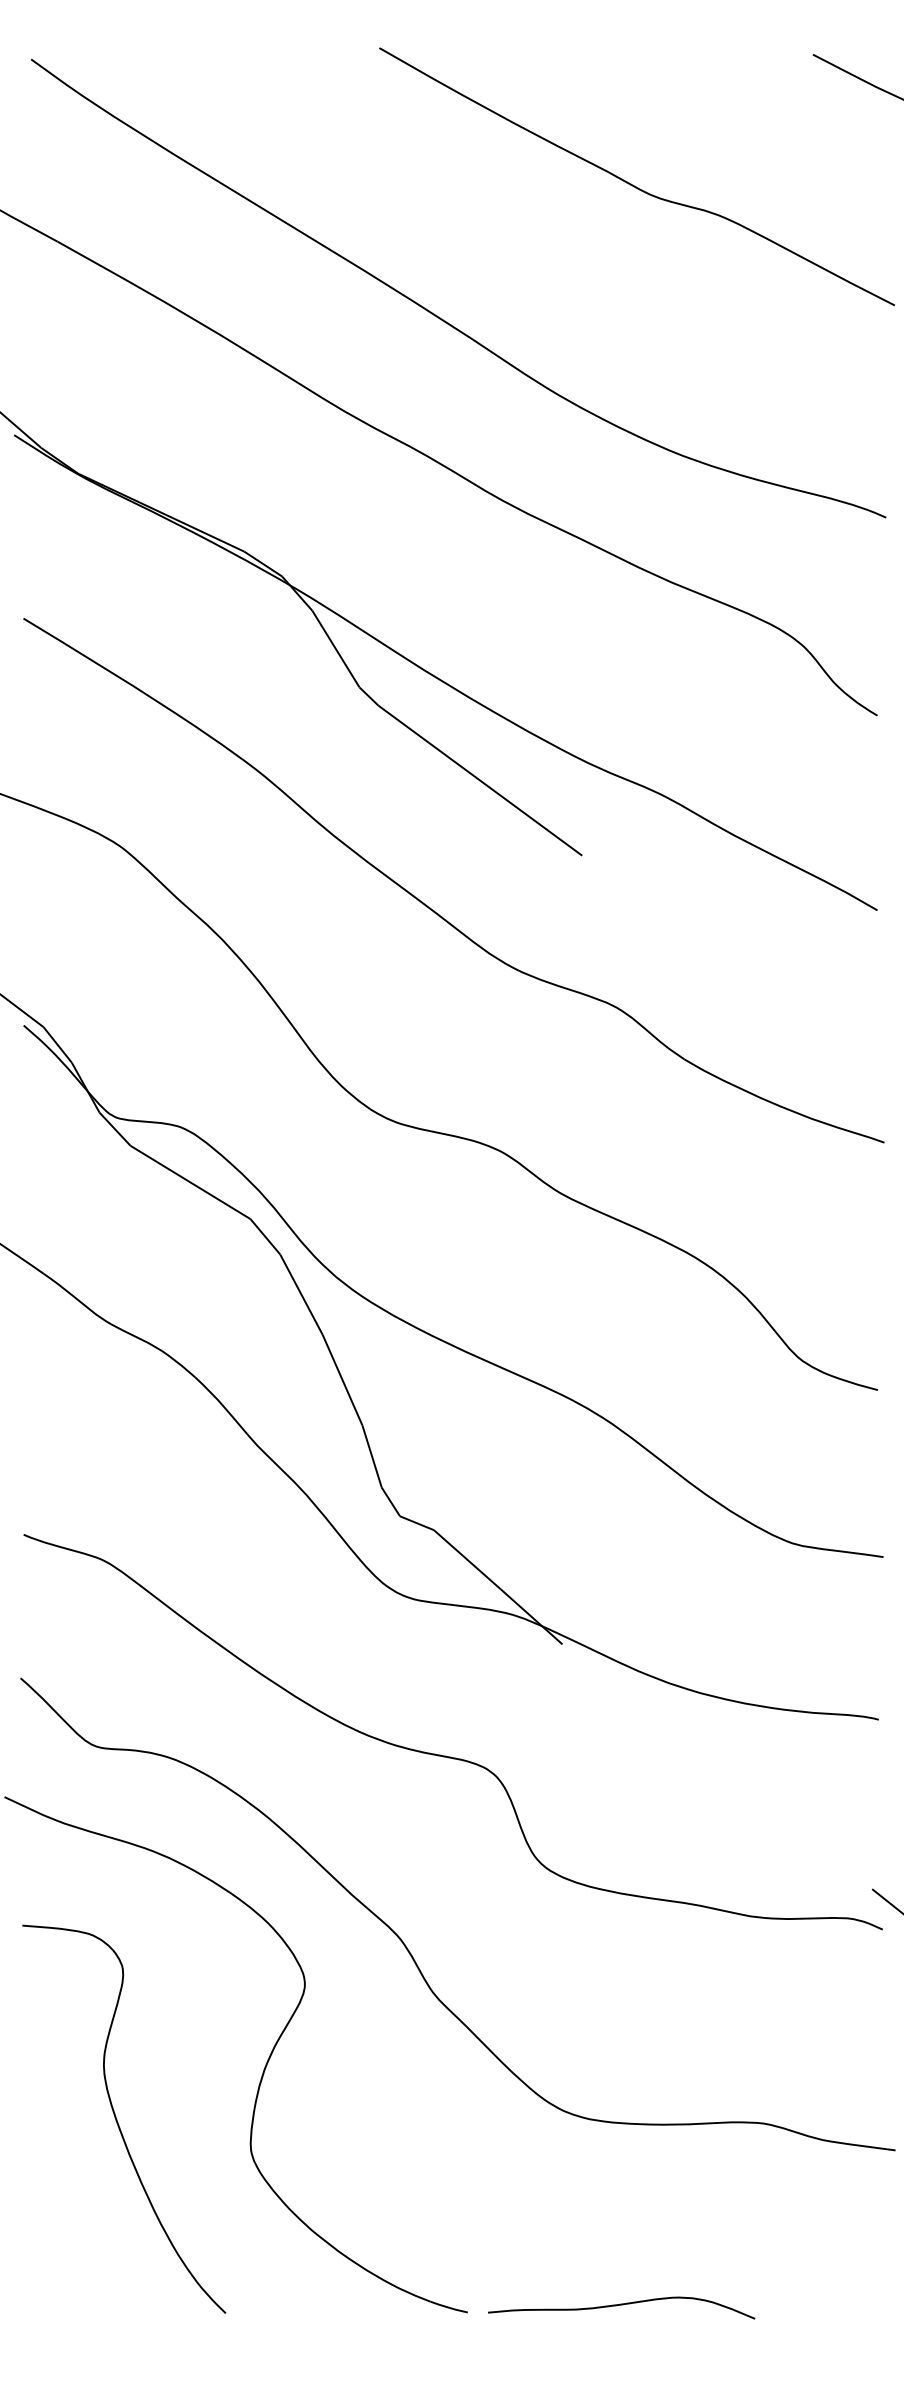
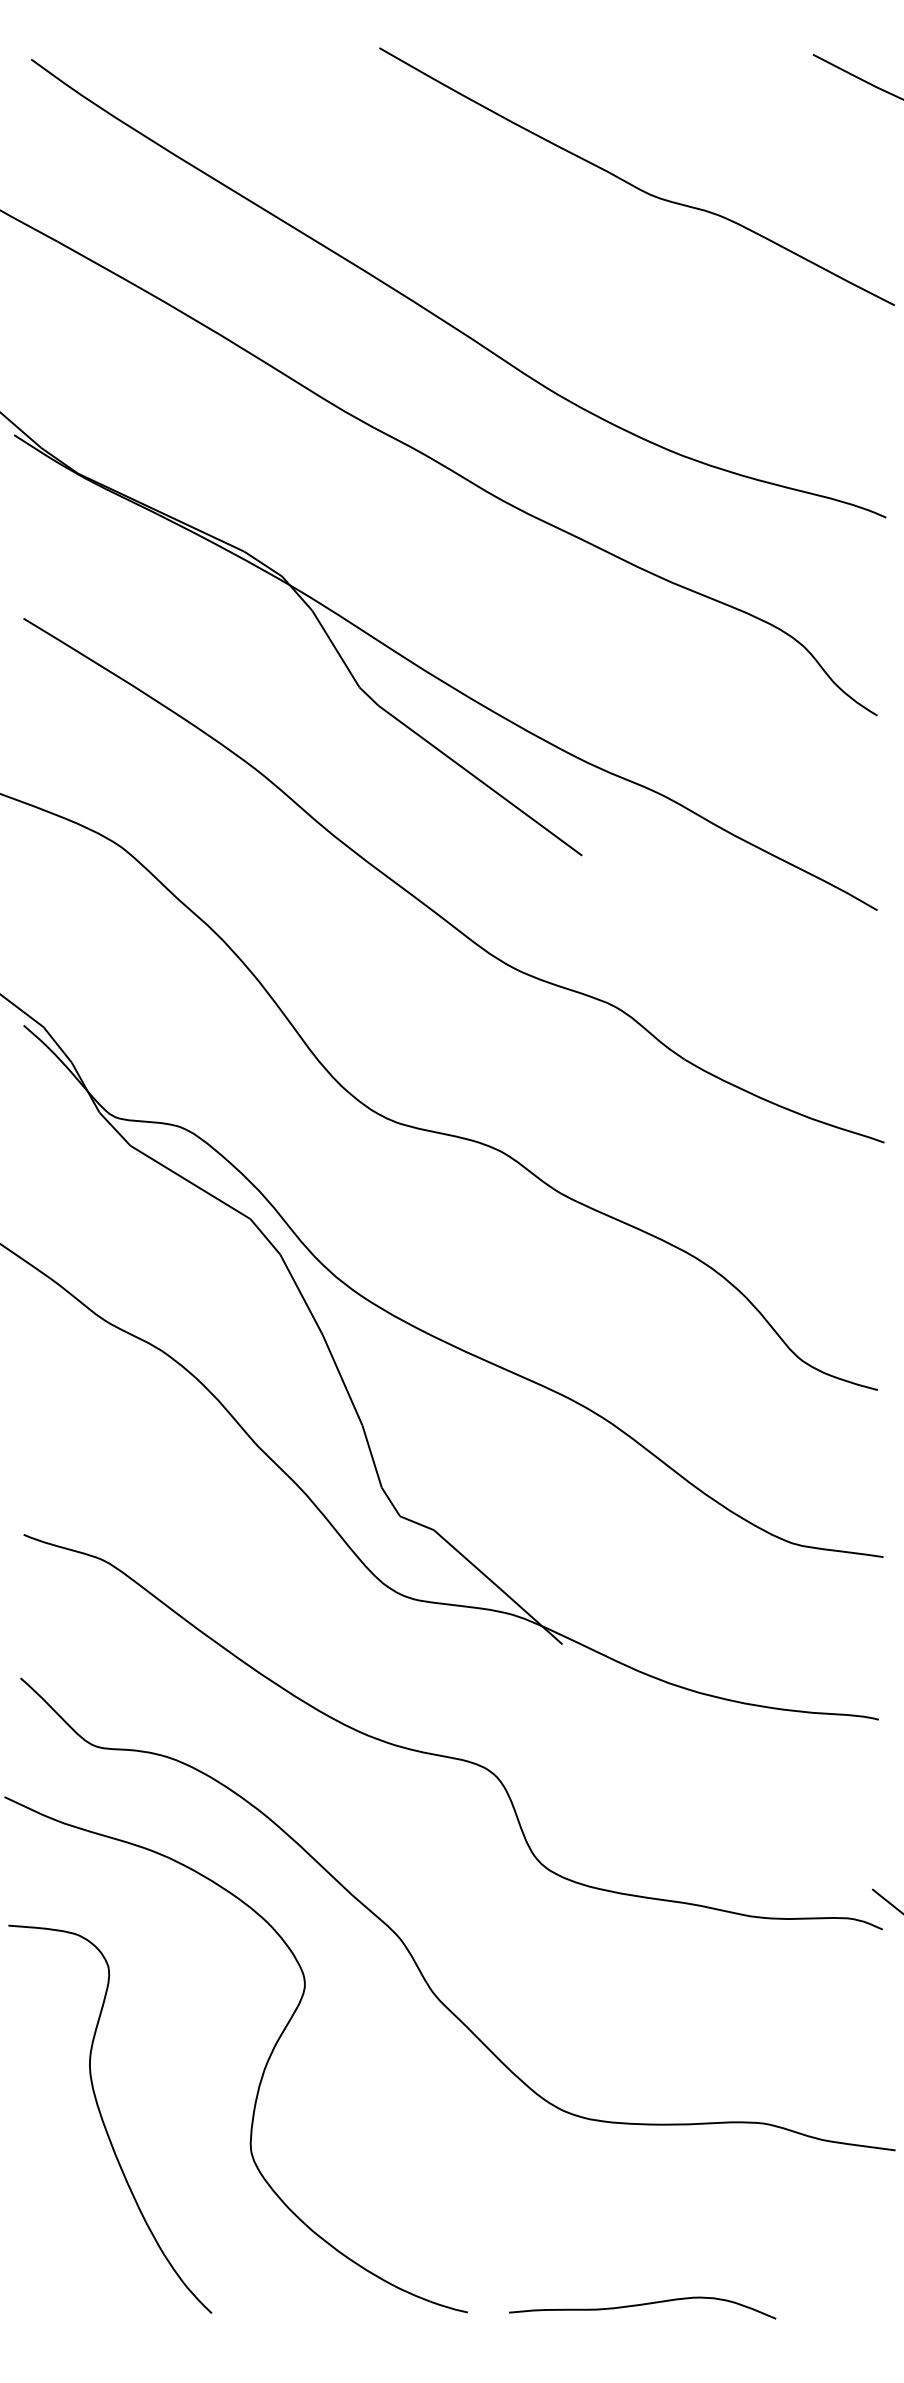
curve position: (117, 2119) -> (103, 2119) (103, 2119)
curve position: (621, 2305) -> (642, 2305) (642, 2305)
